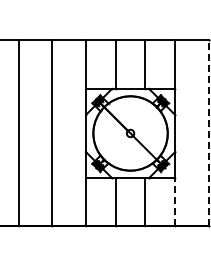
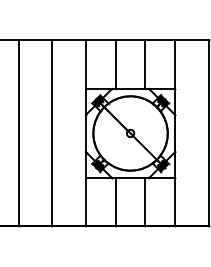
line: dashed -> solid (208, 133)
line: dashed -> solid (175, 201)
